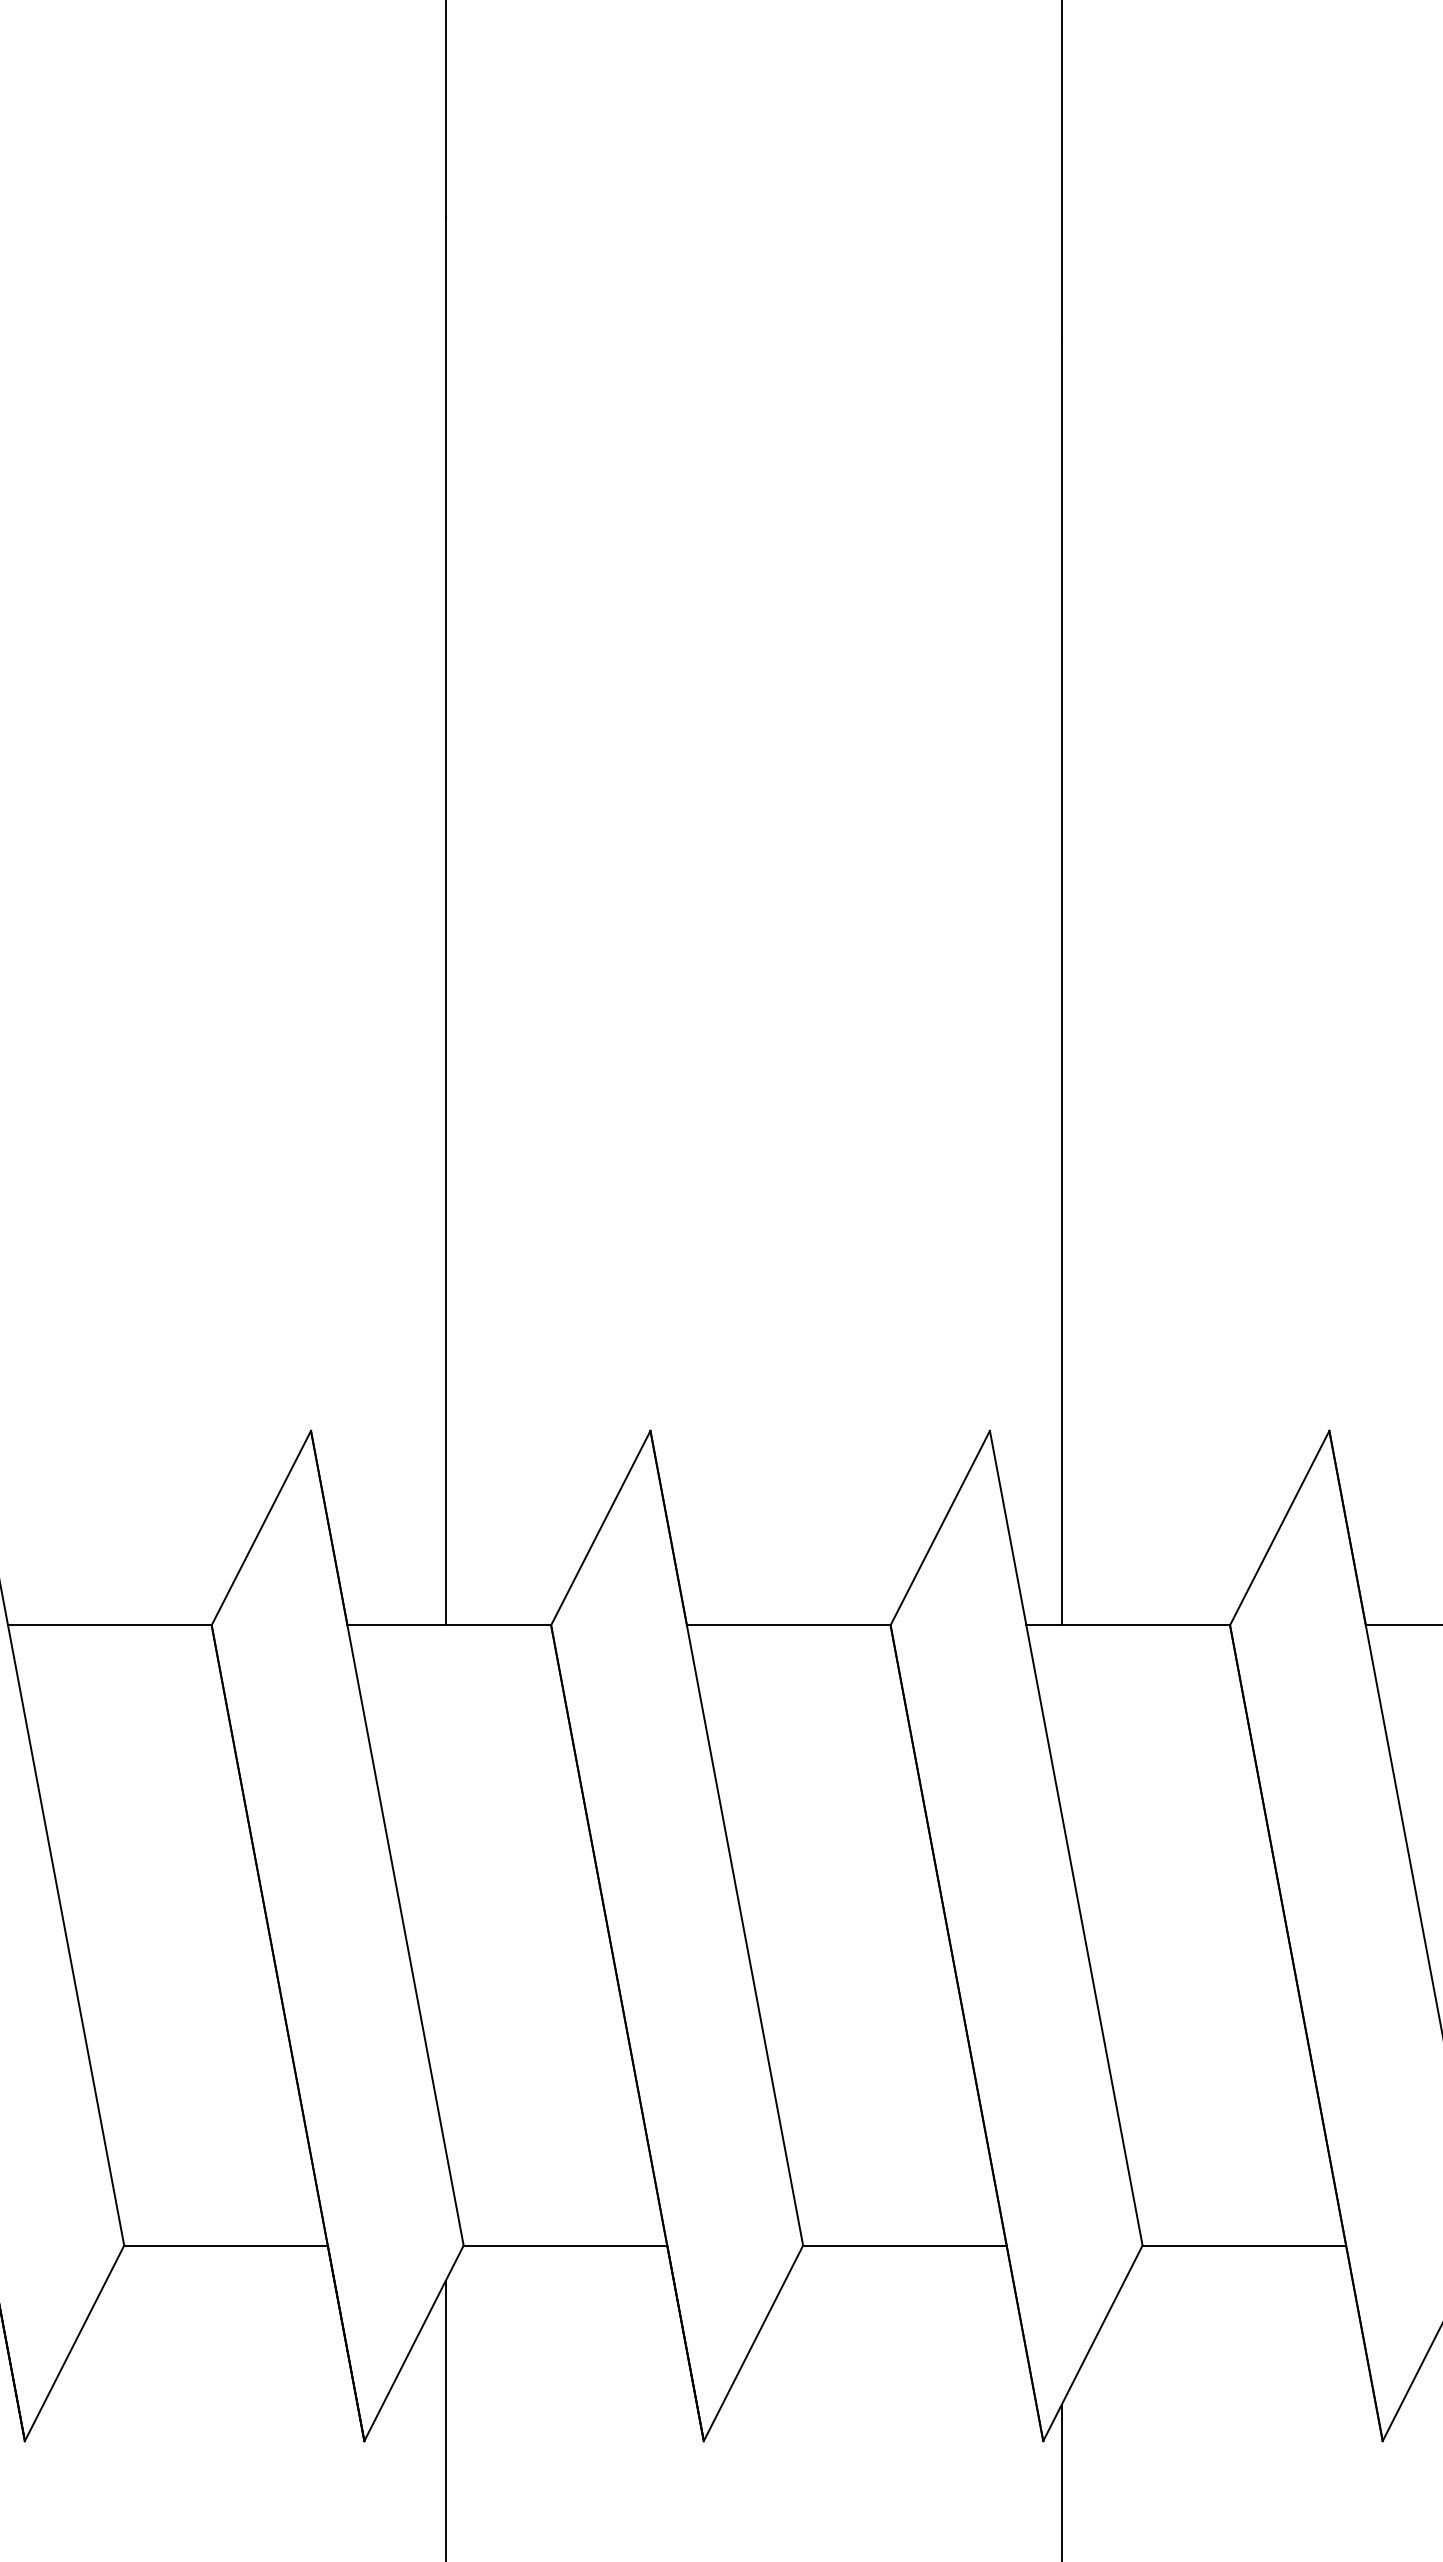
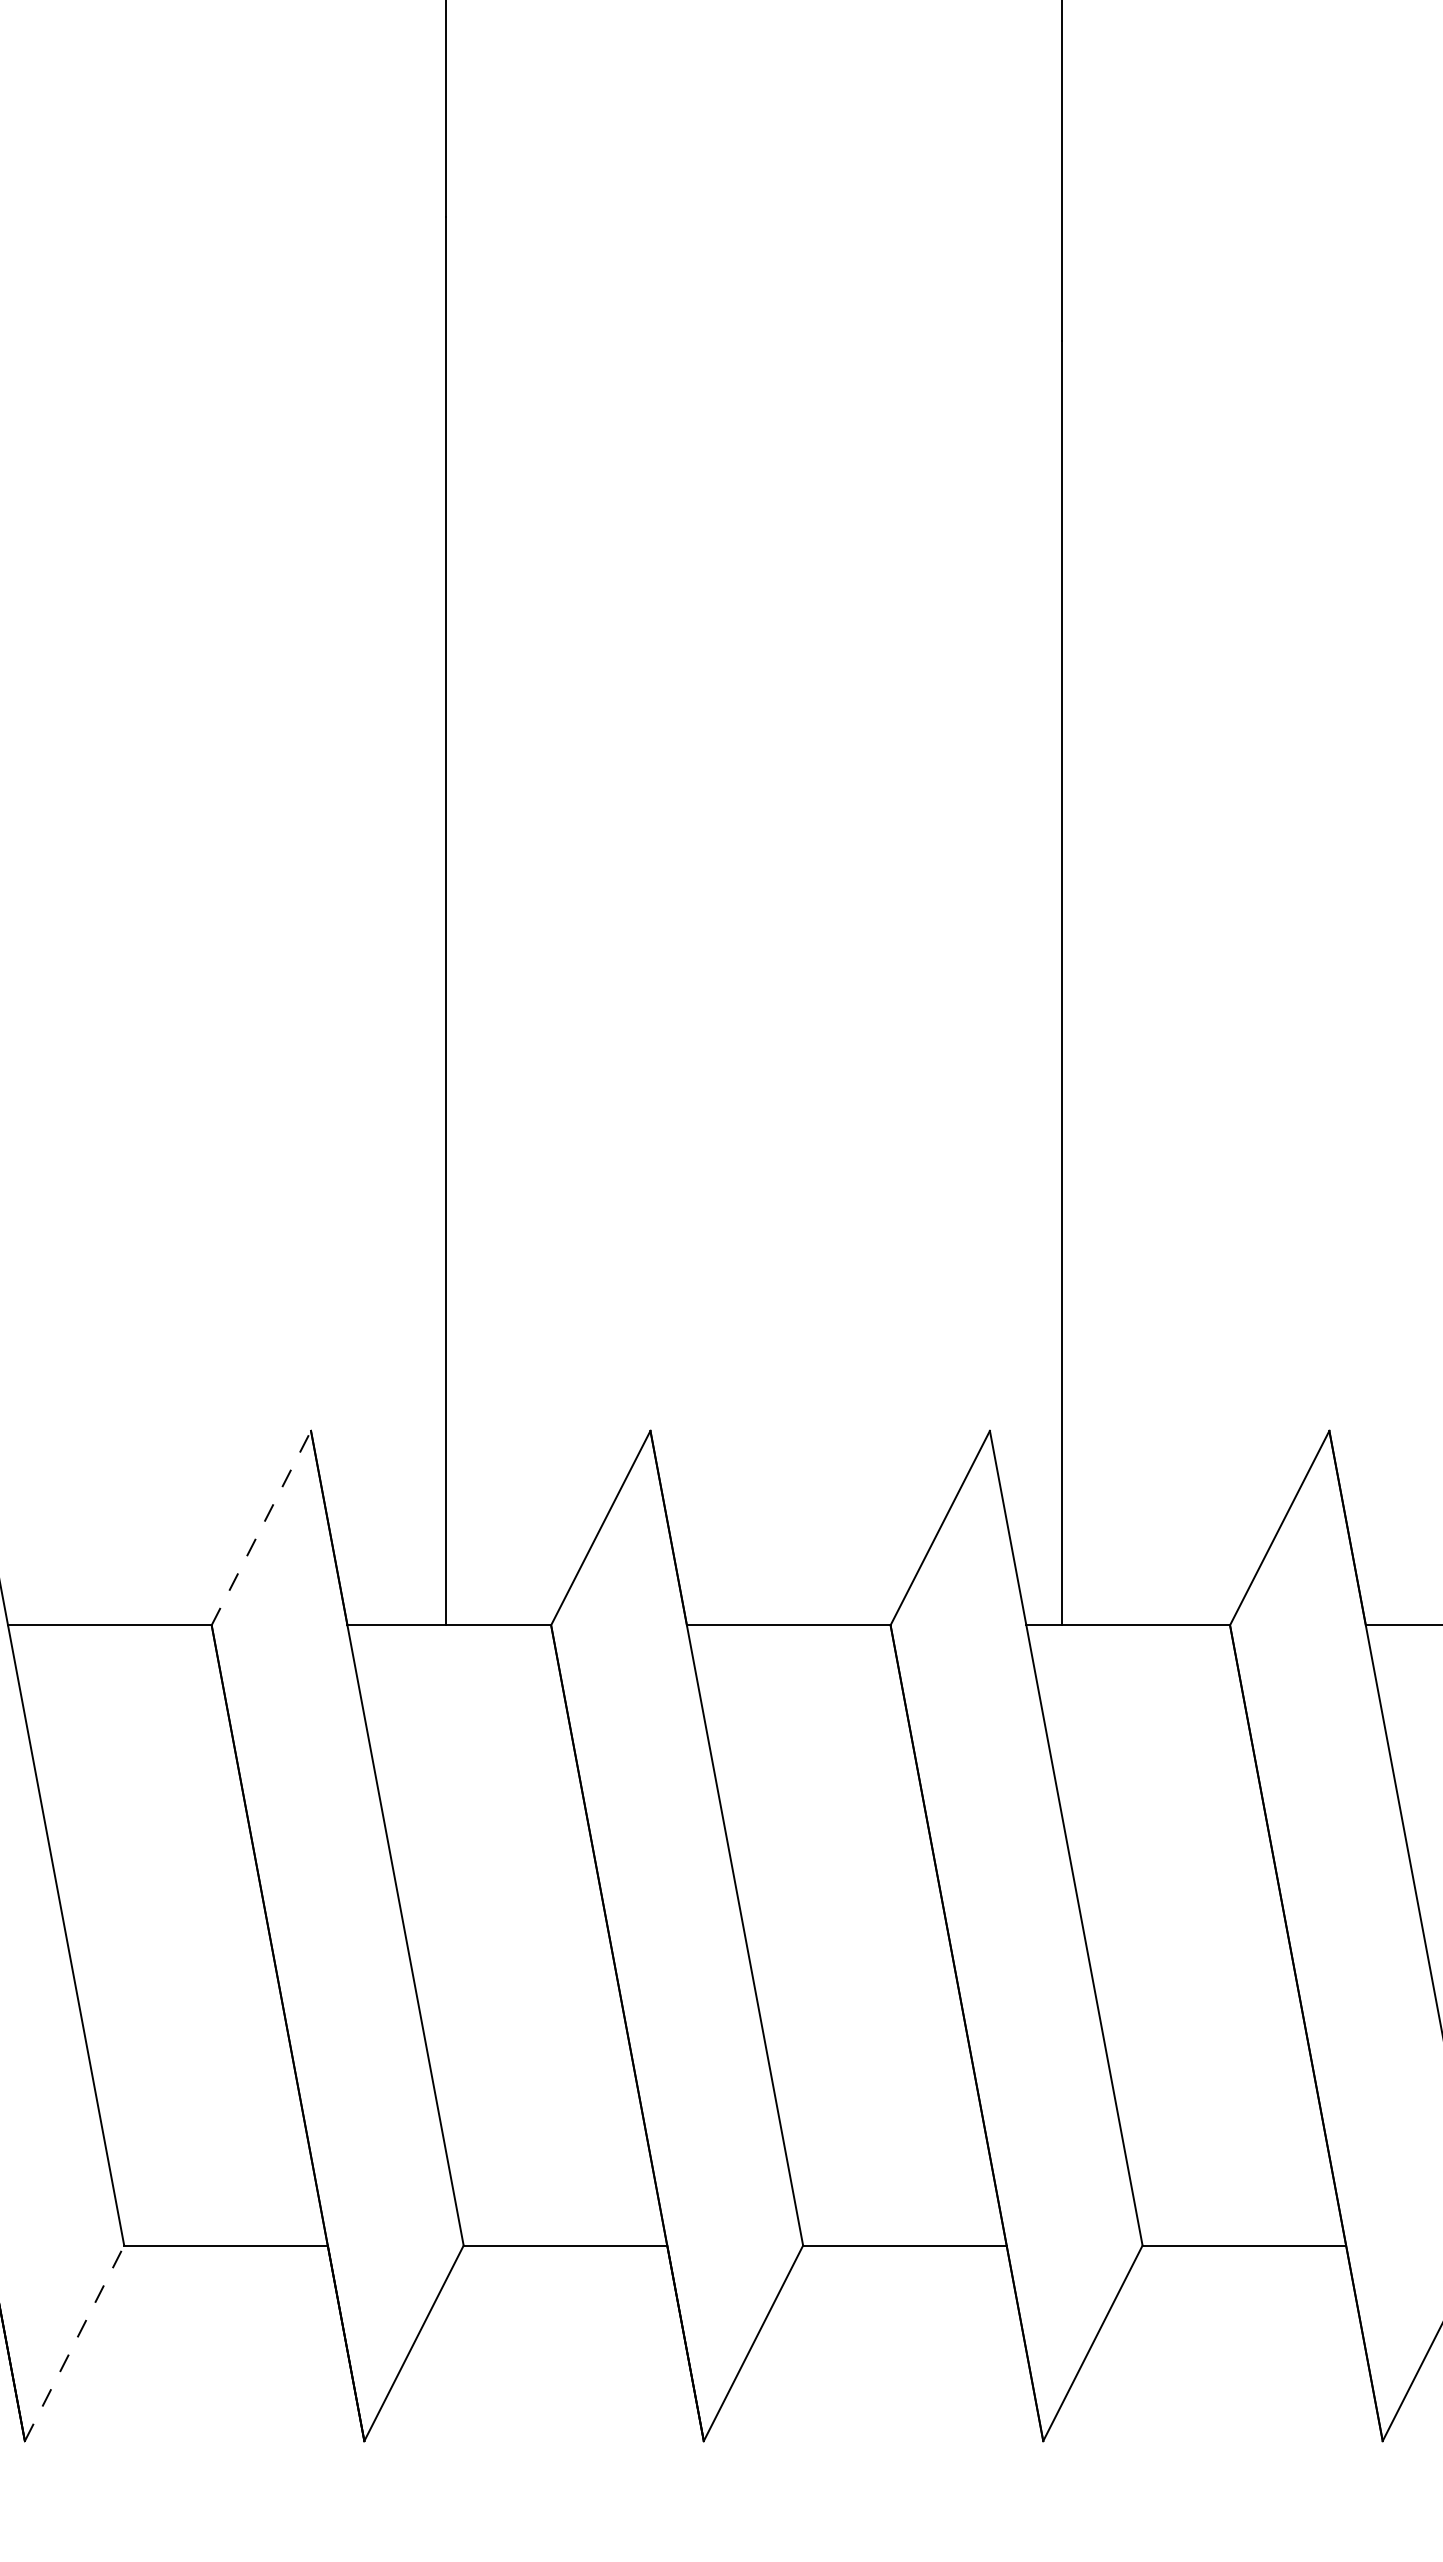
line: solid -> dashed (261, 1527)
line: solid -> dashed (74, 2343)
line: present -> none (445, 2419)
line: present -> none (1061, 2481)
